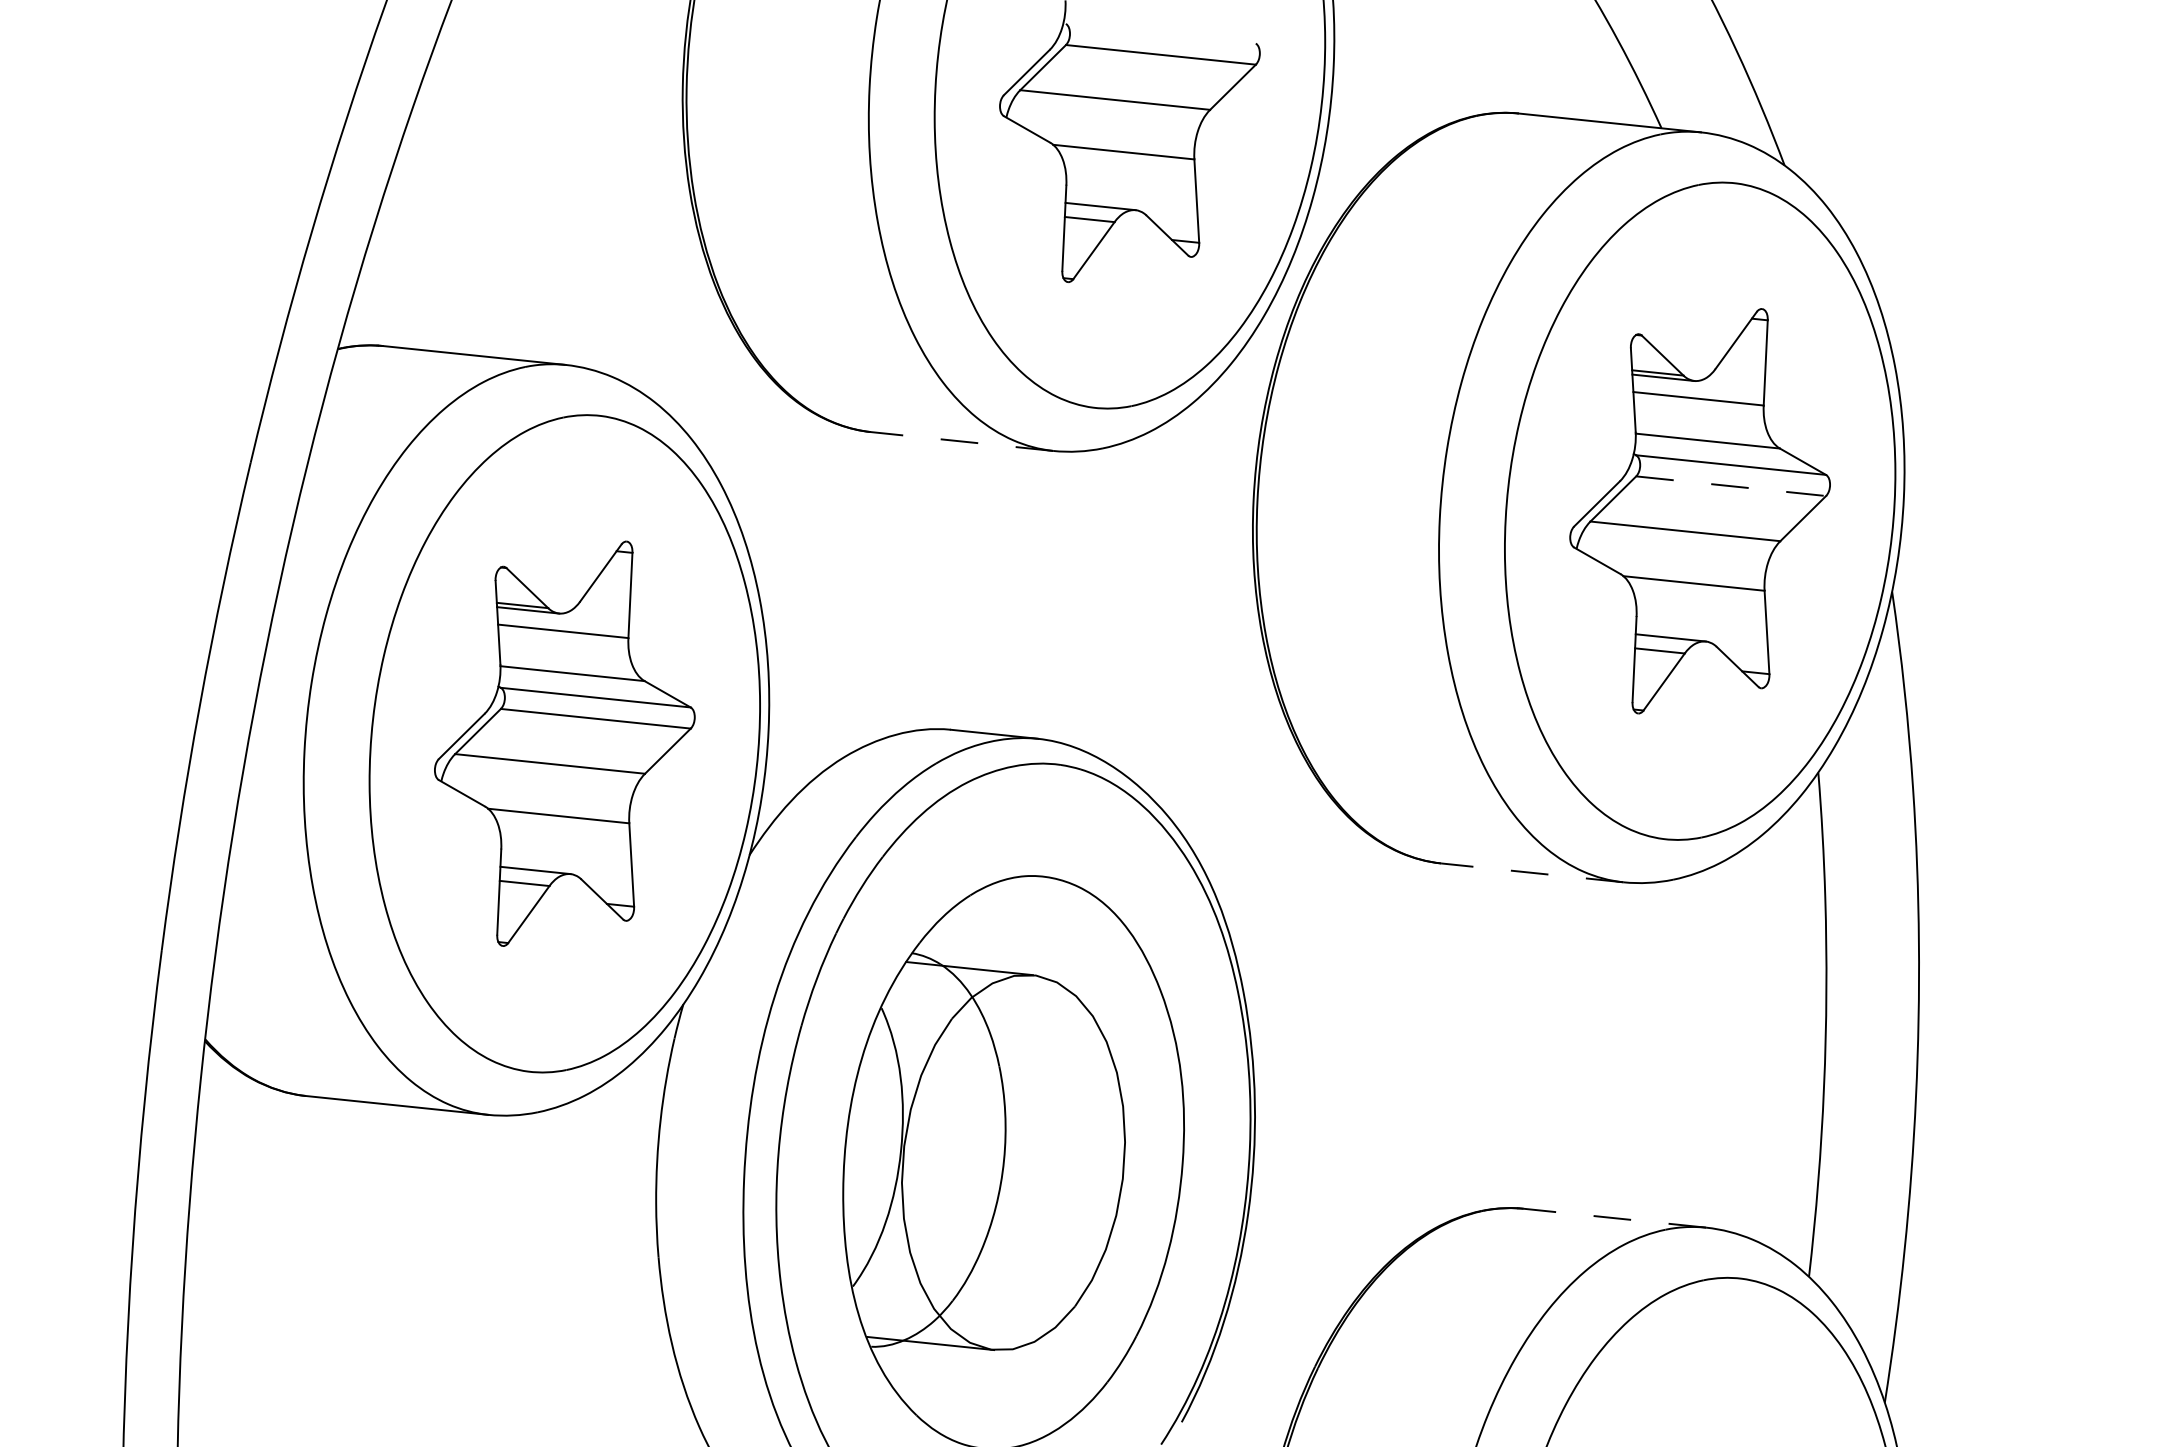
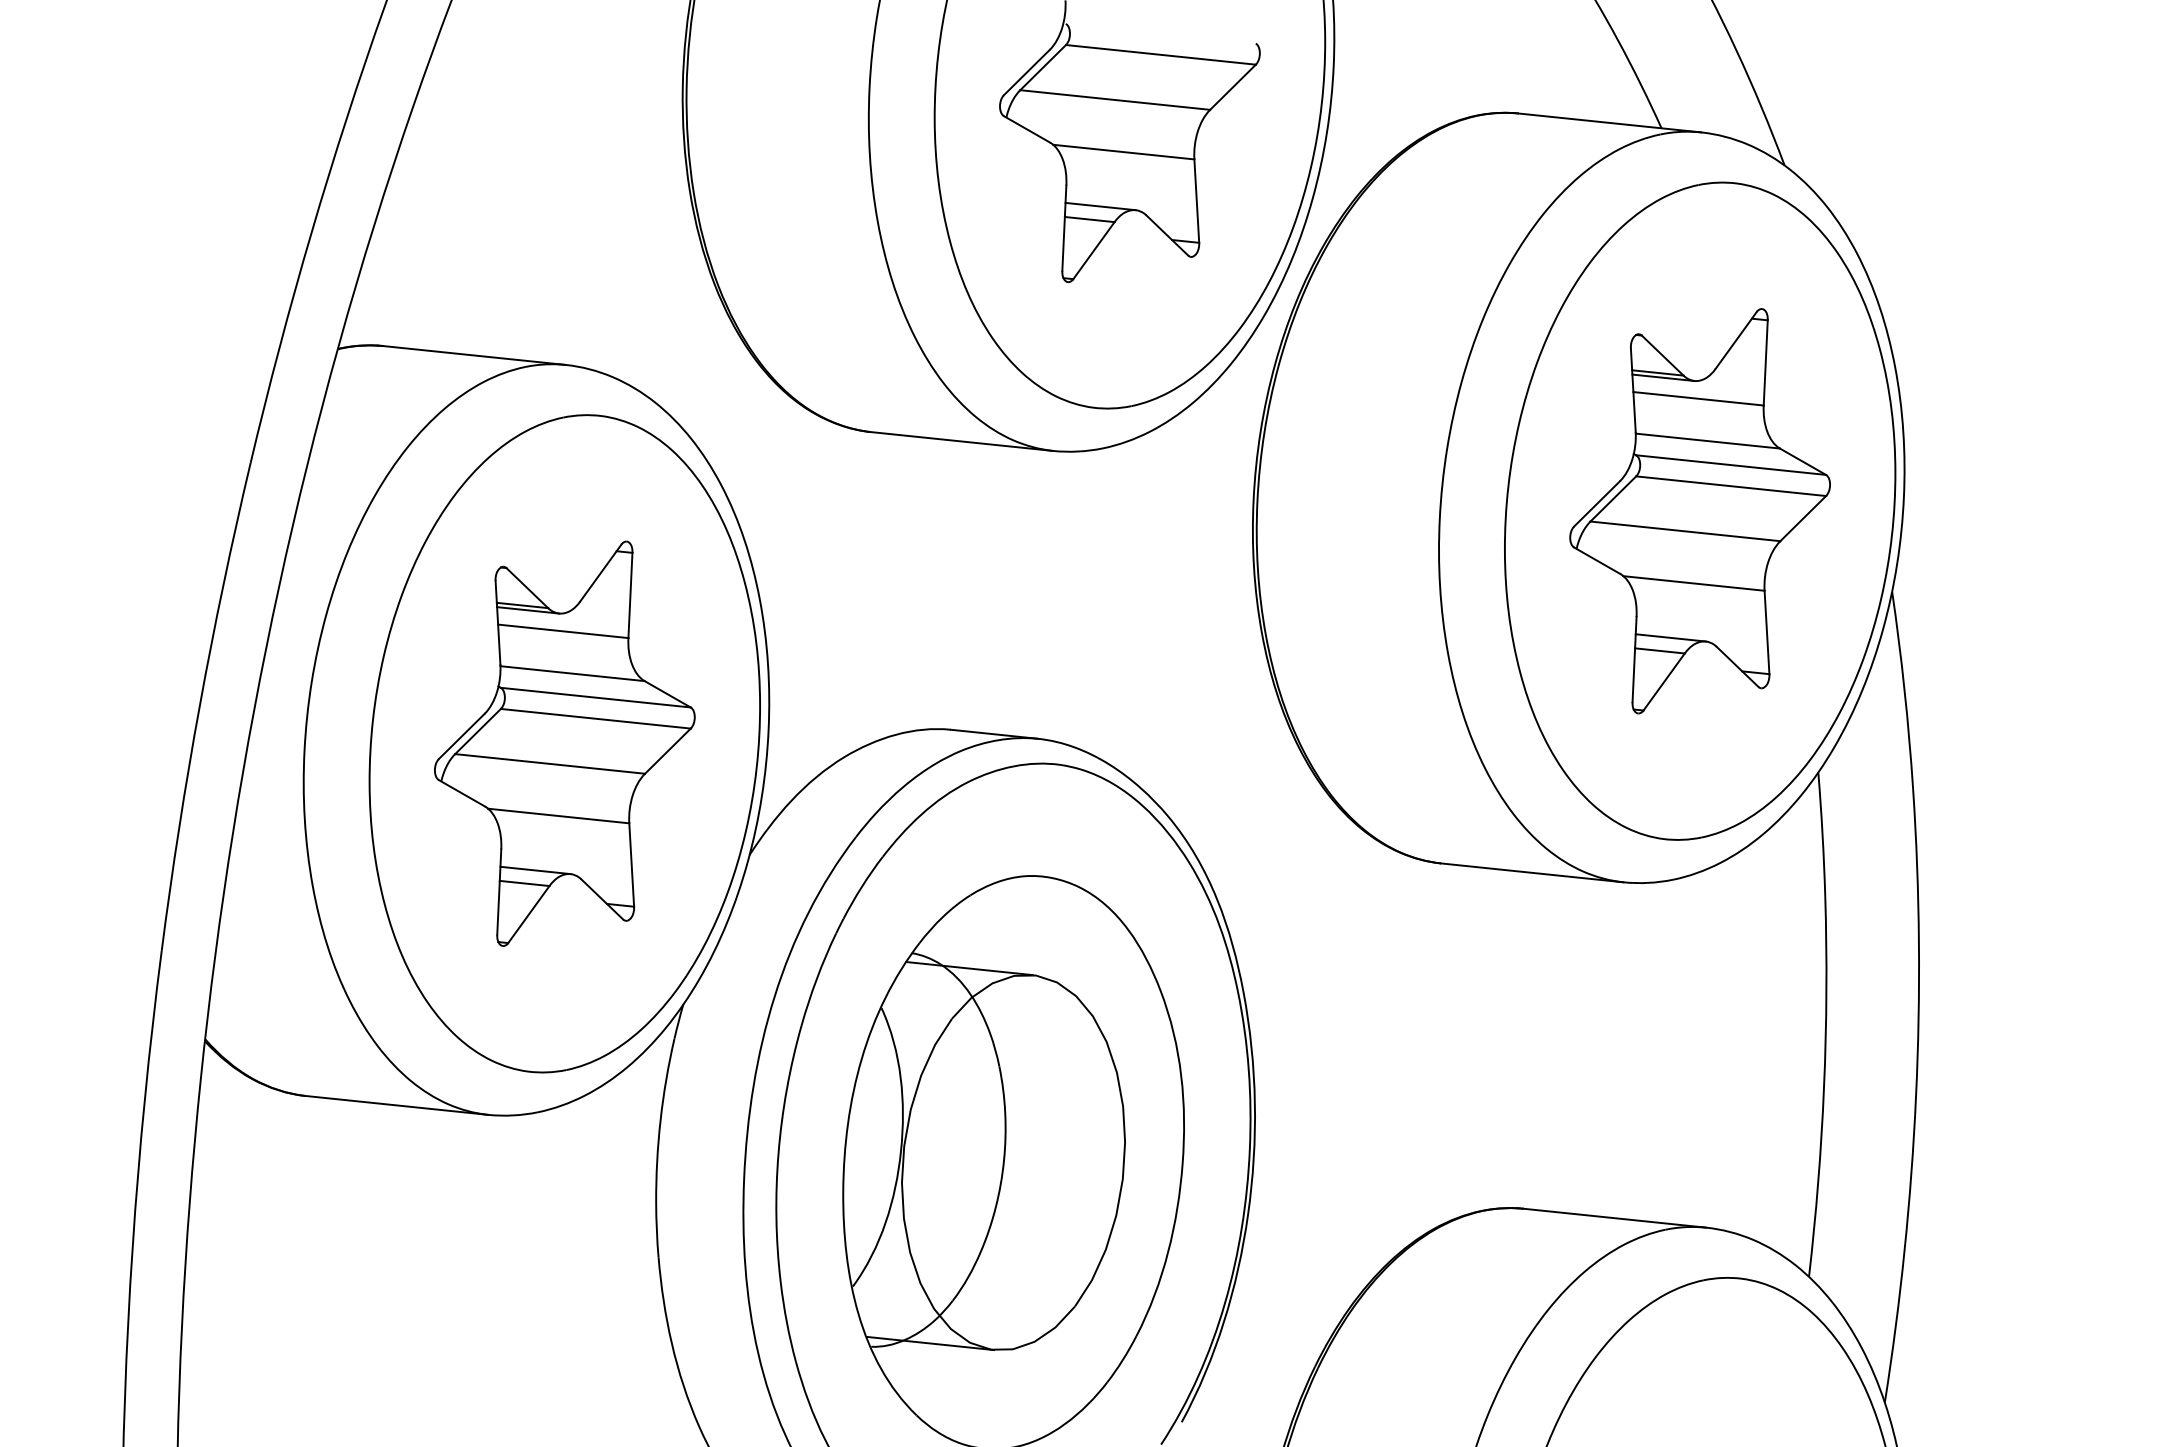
line: dashed -> solid (962, 441)
line: dashed -> solid (1731, 486)
line: dashed -> solid (1532, 872)
line: dashed -> solid (1614, 1218)
